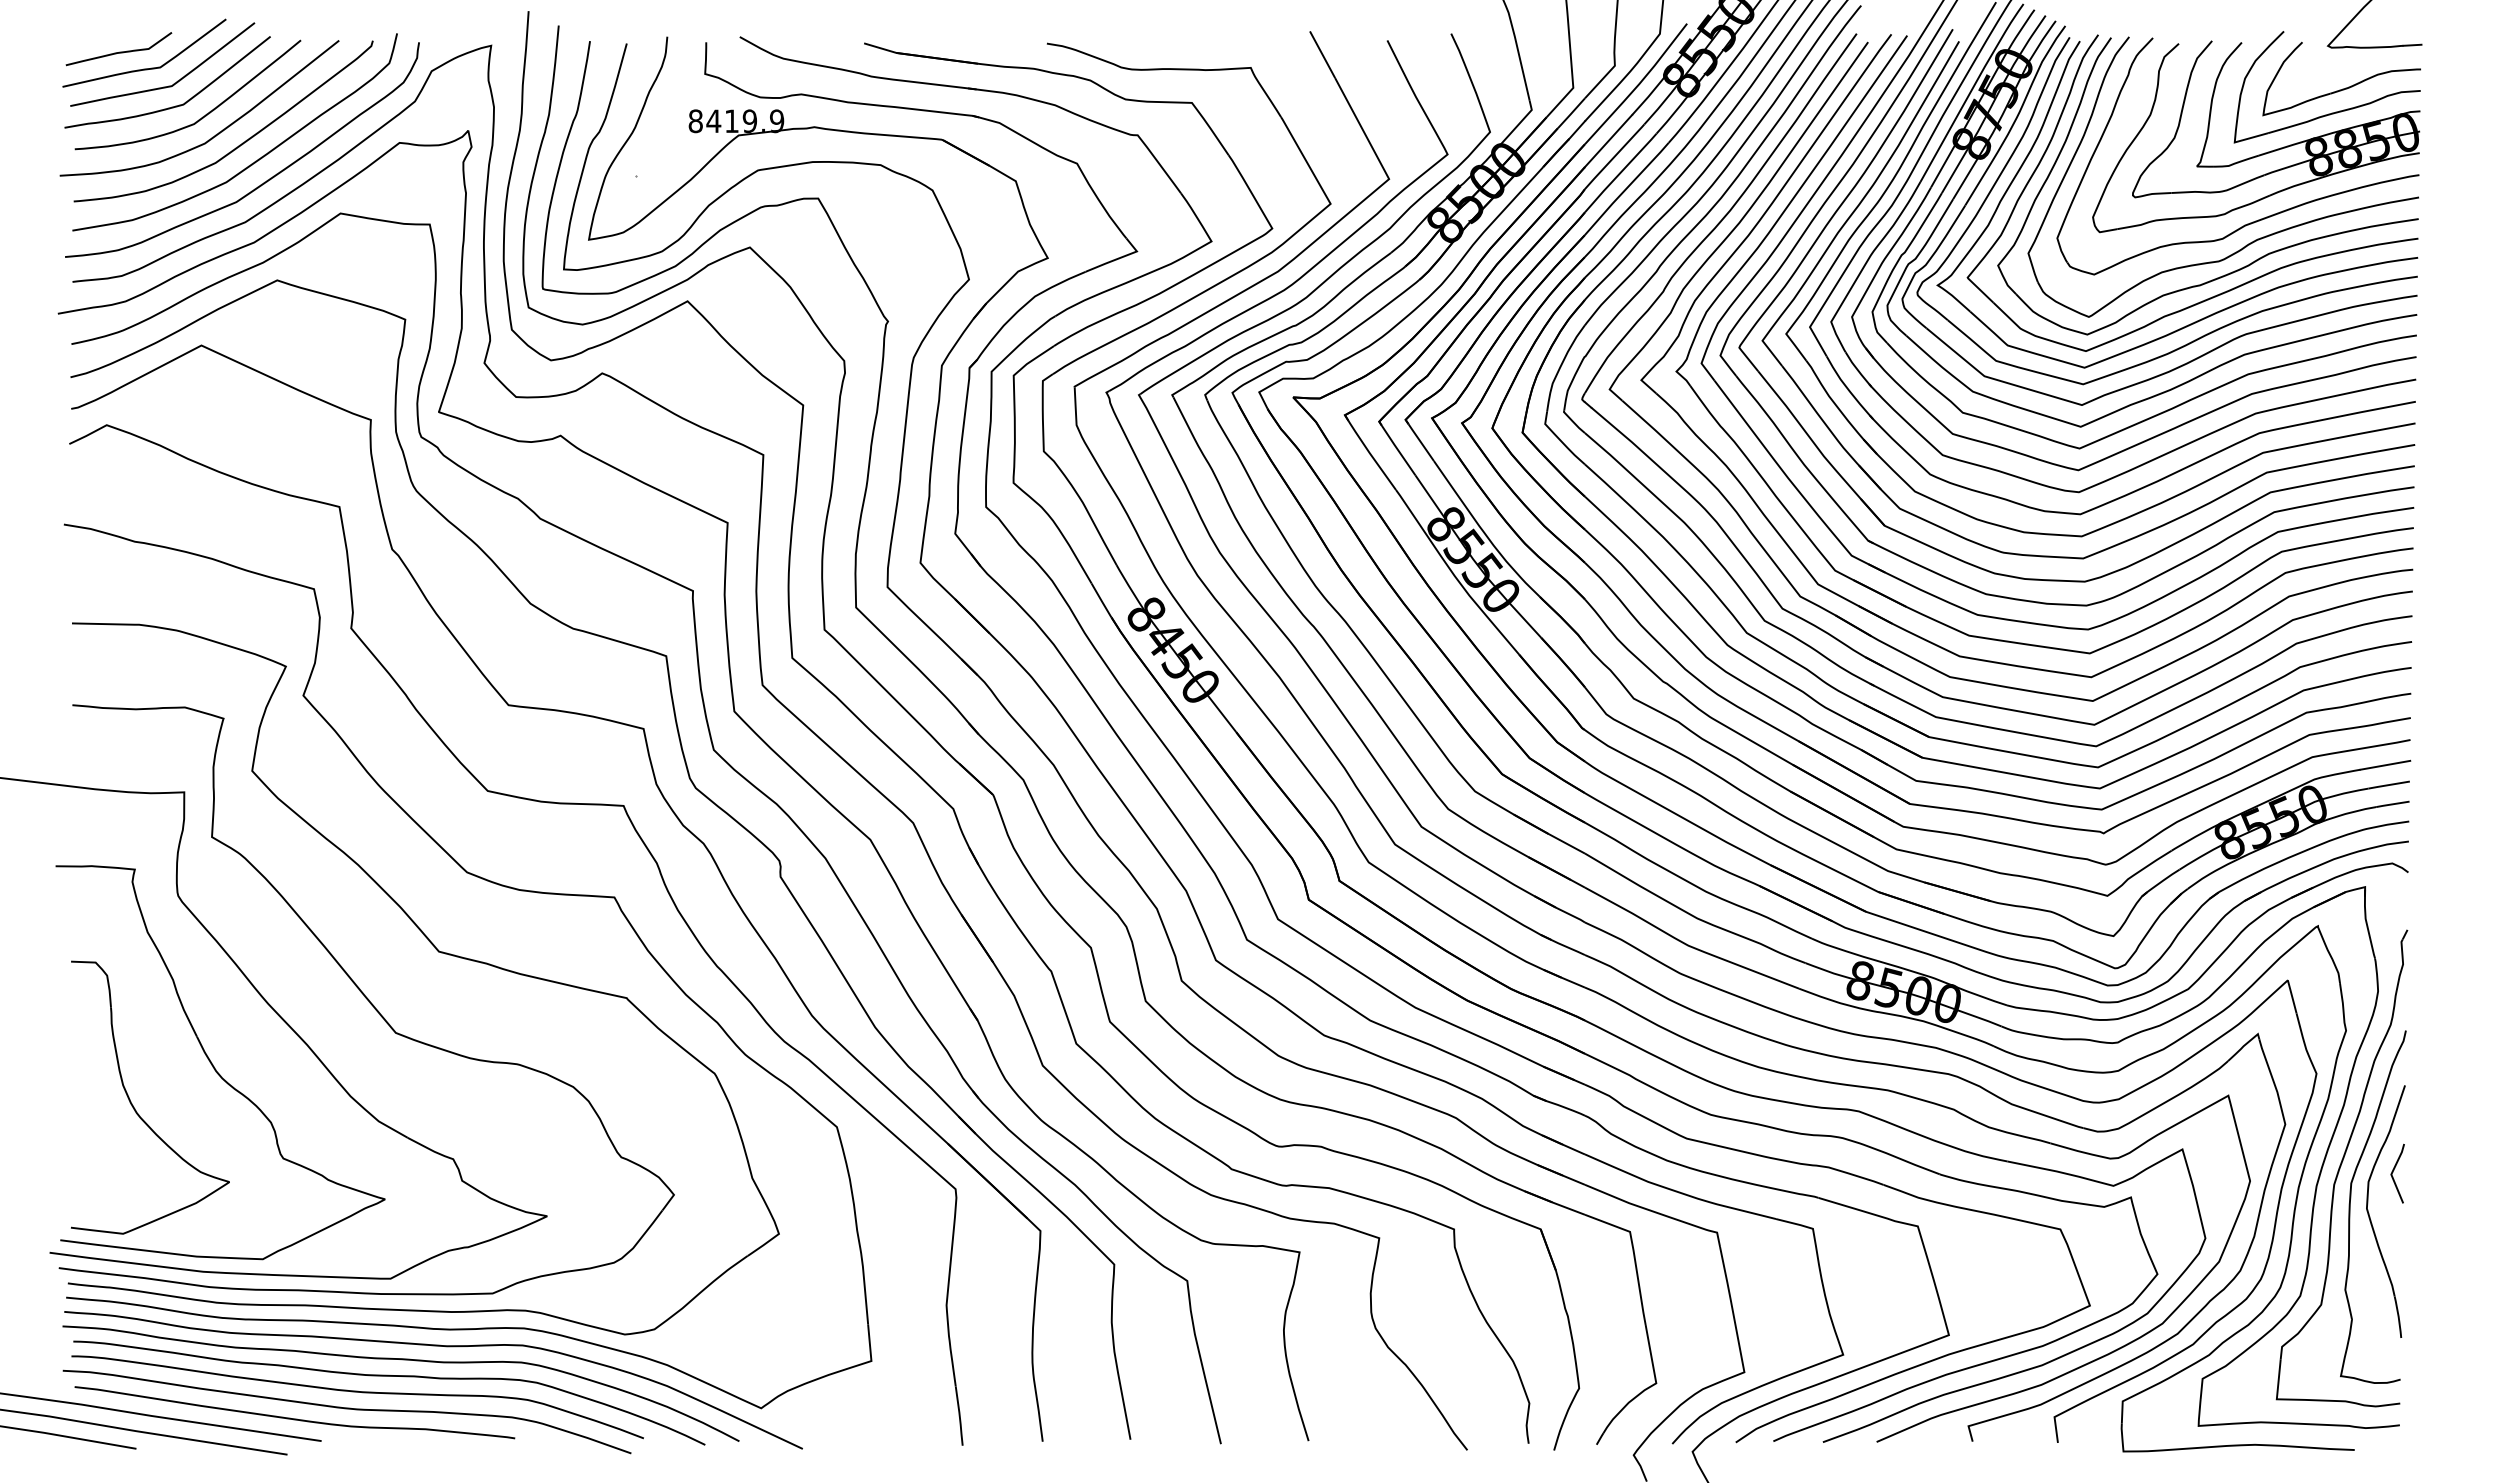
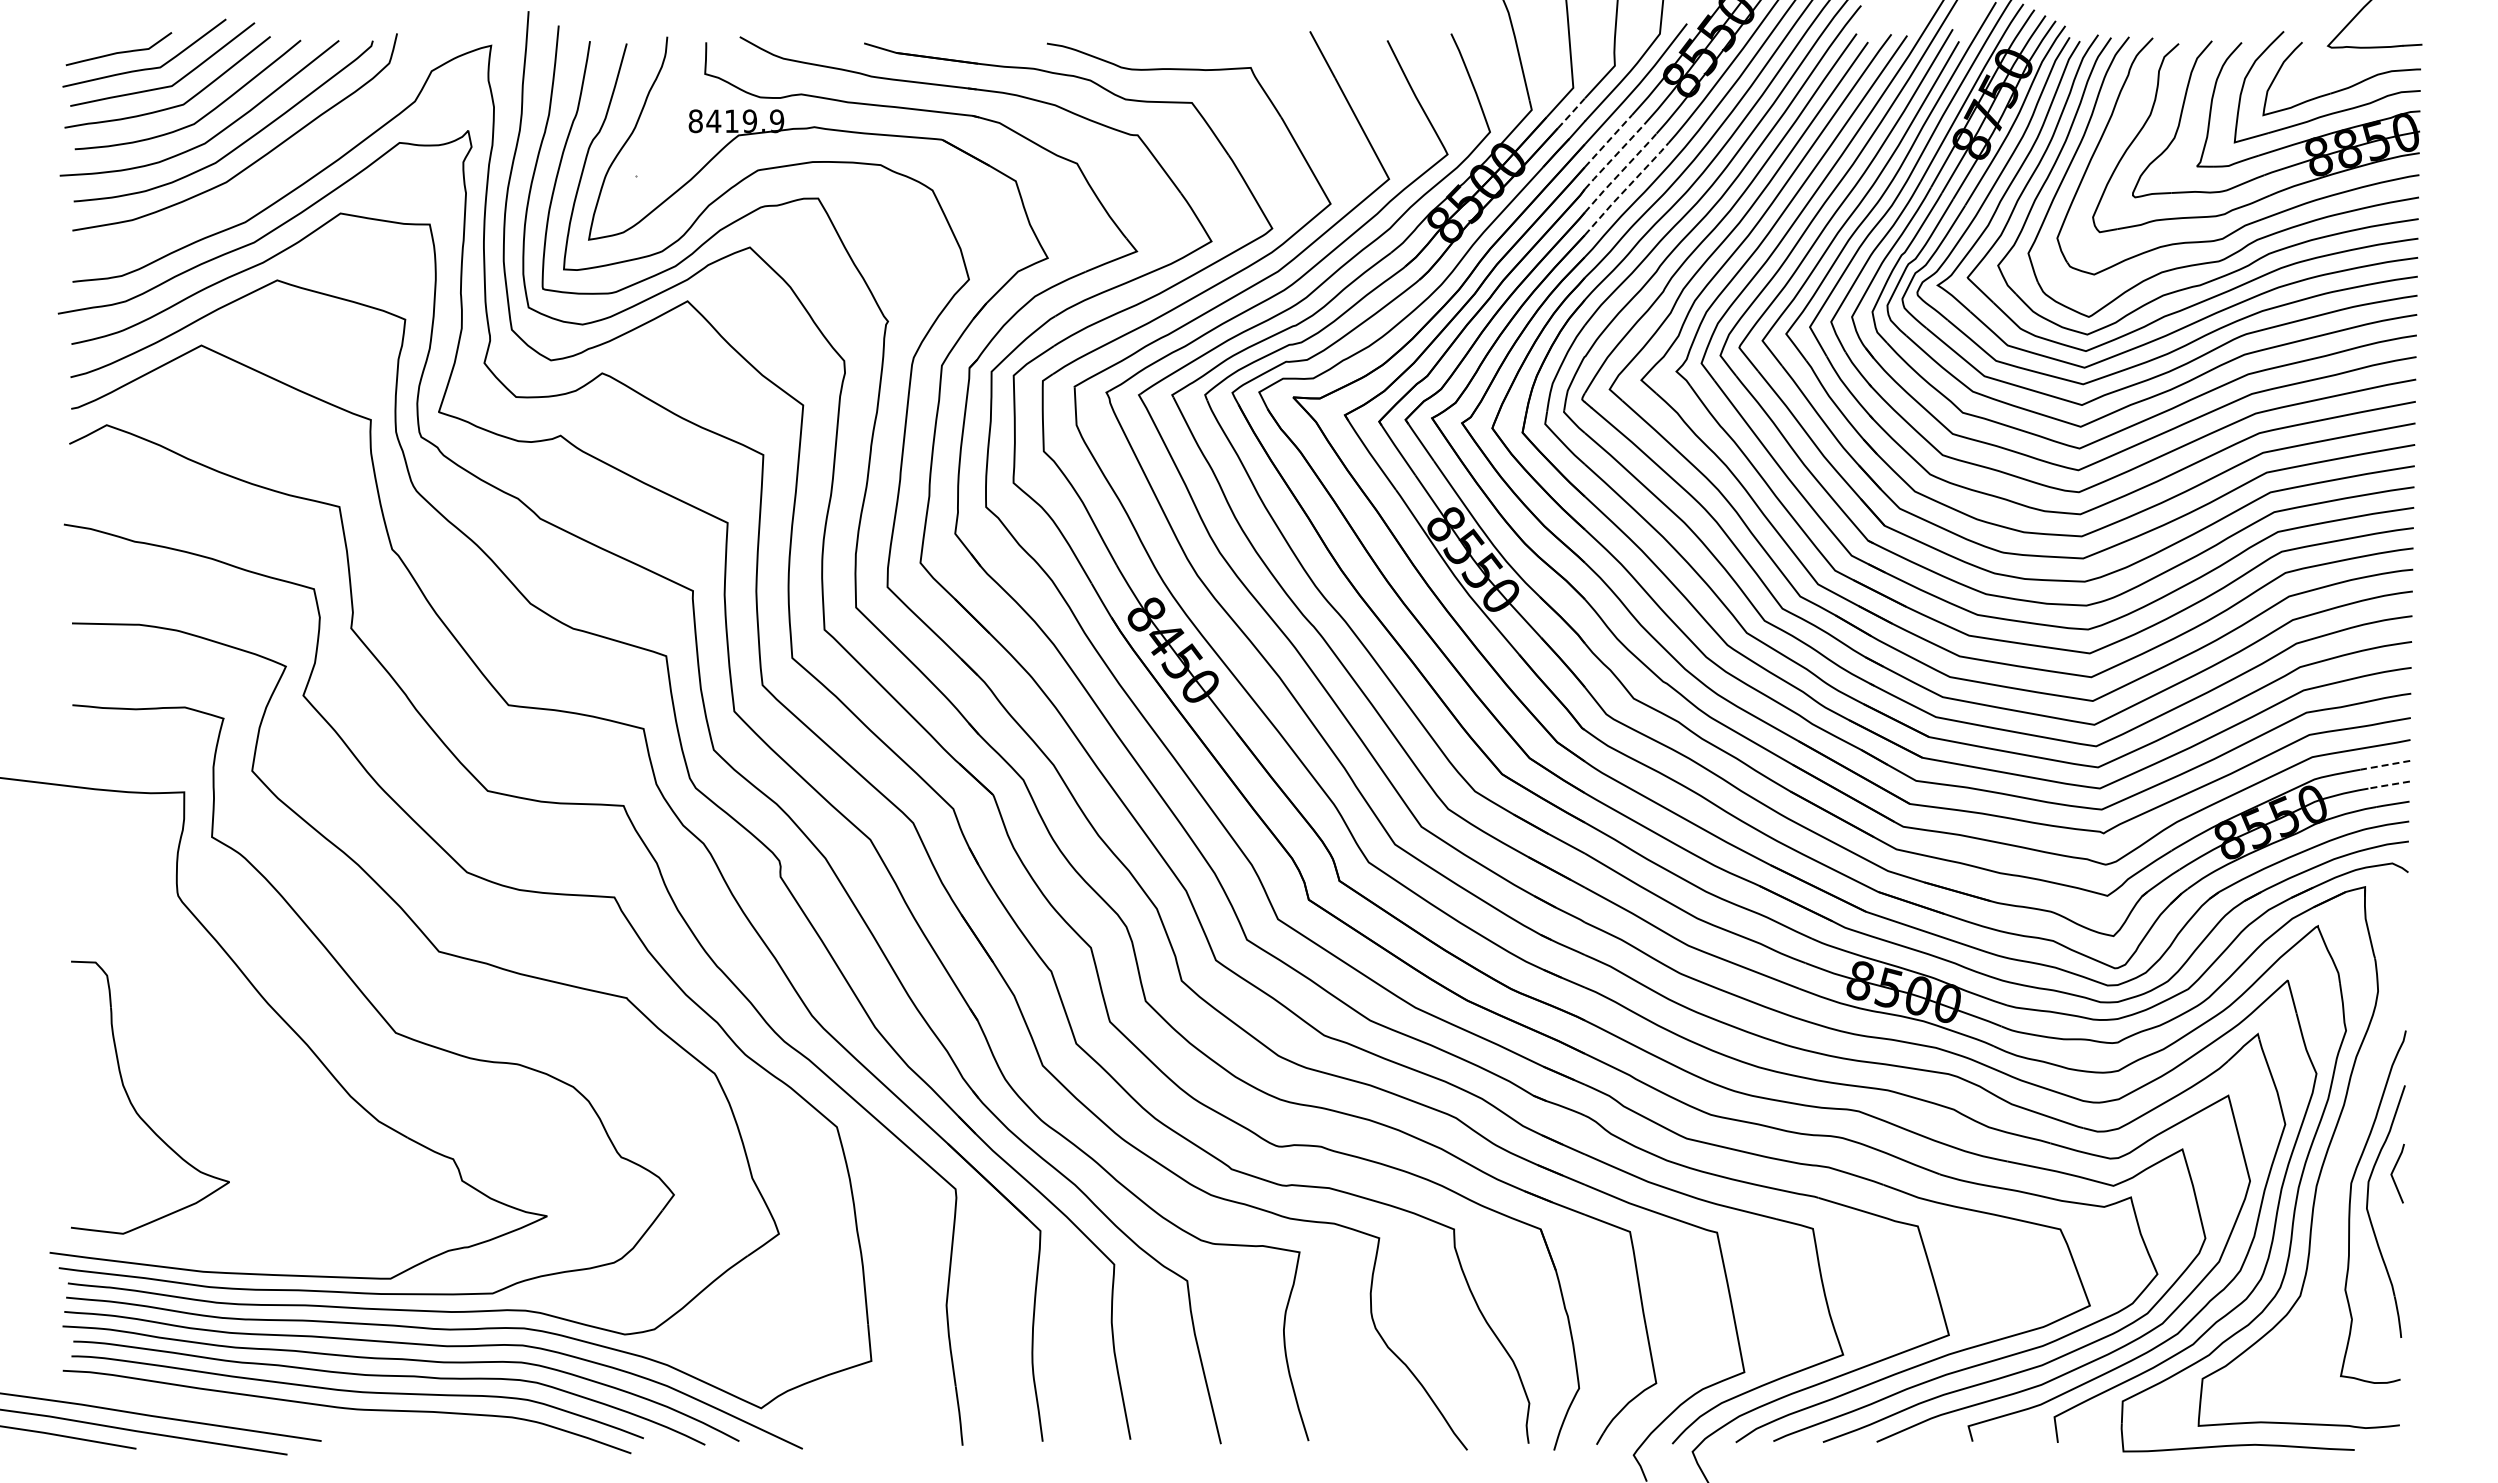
line: solid -> dashed (1571, 113)
line: solid -> dashed (1608, 140)
line: solid -> dashed (1615, 156)
line: solid -> dashed (1620, 172)
curve: present -> none (267, 179)
line: solid -> dashed (1626, 188)
line: solid -> dashed (2384, 765)
line: solid -> dashed (2388, 785)
part: present -> none (214, 1066)
part: present -> none (2341, 1168)
curve: present -> none (294, 1418)
